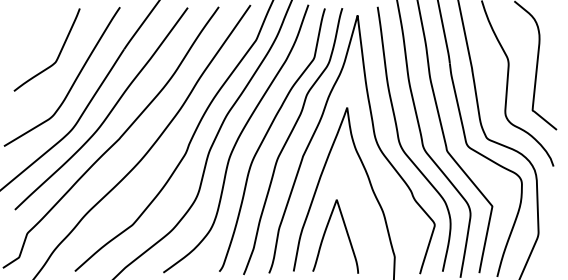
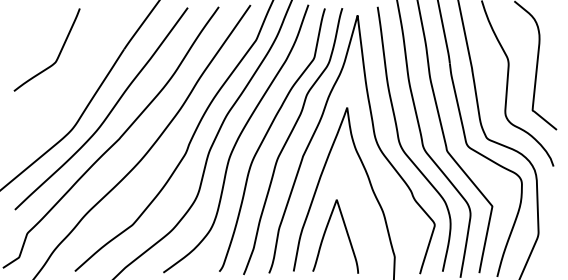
curve: present -> none (73, 81)
